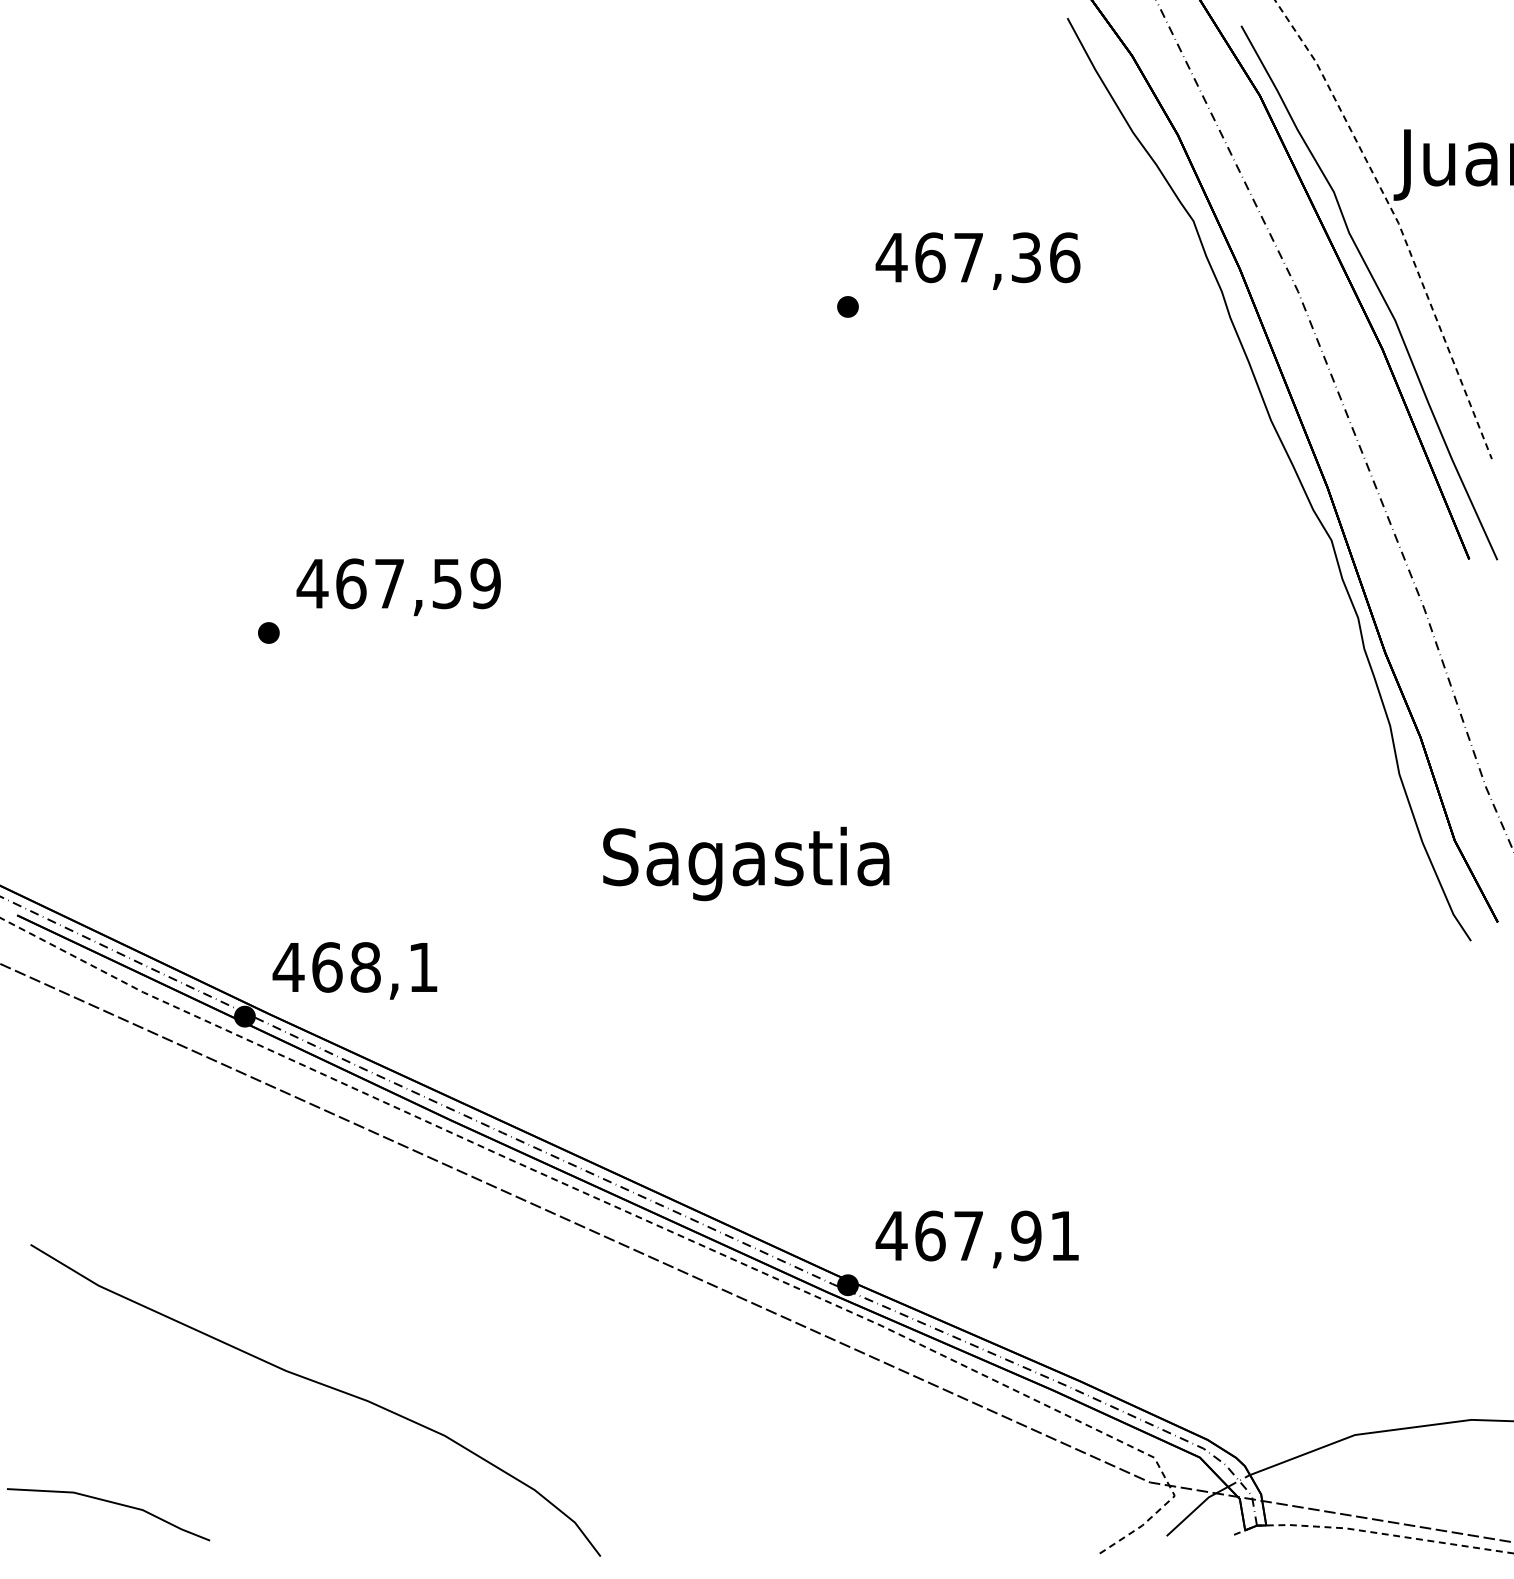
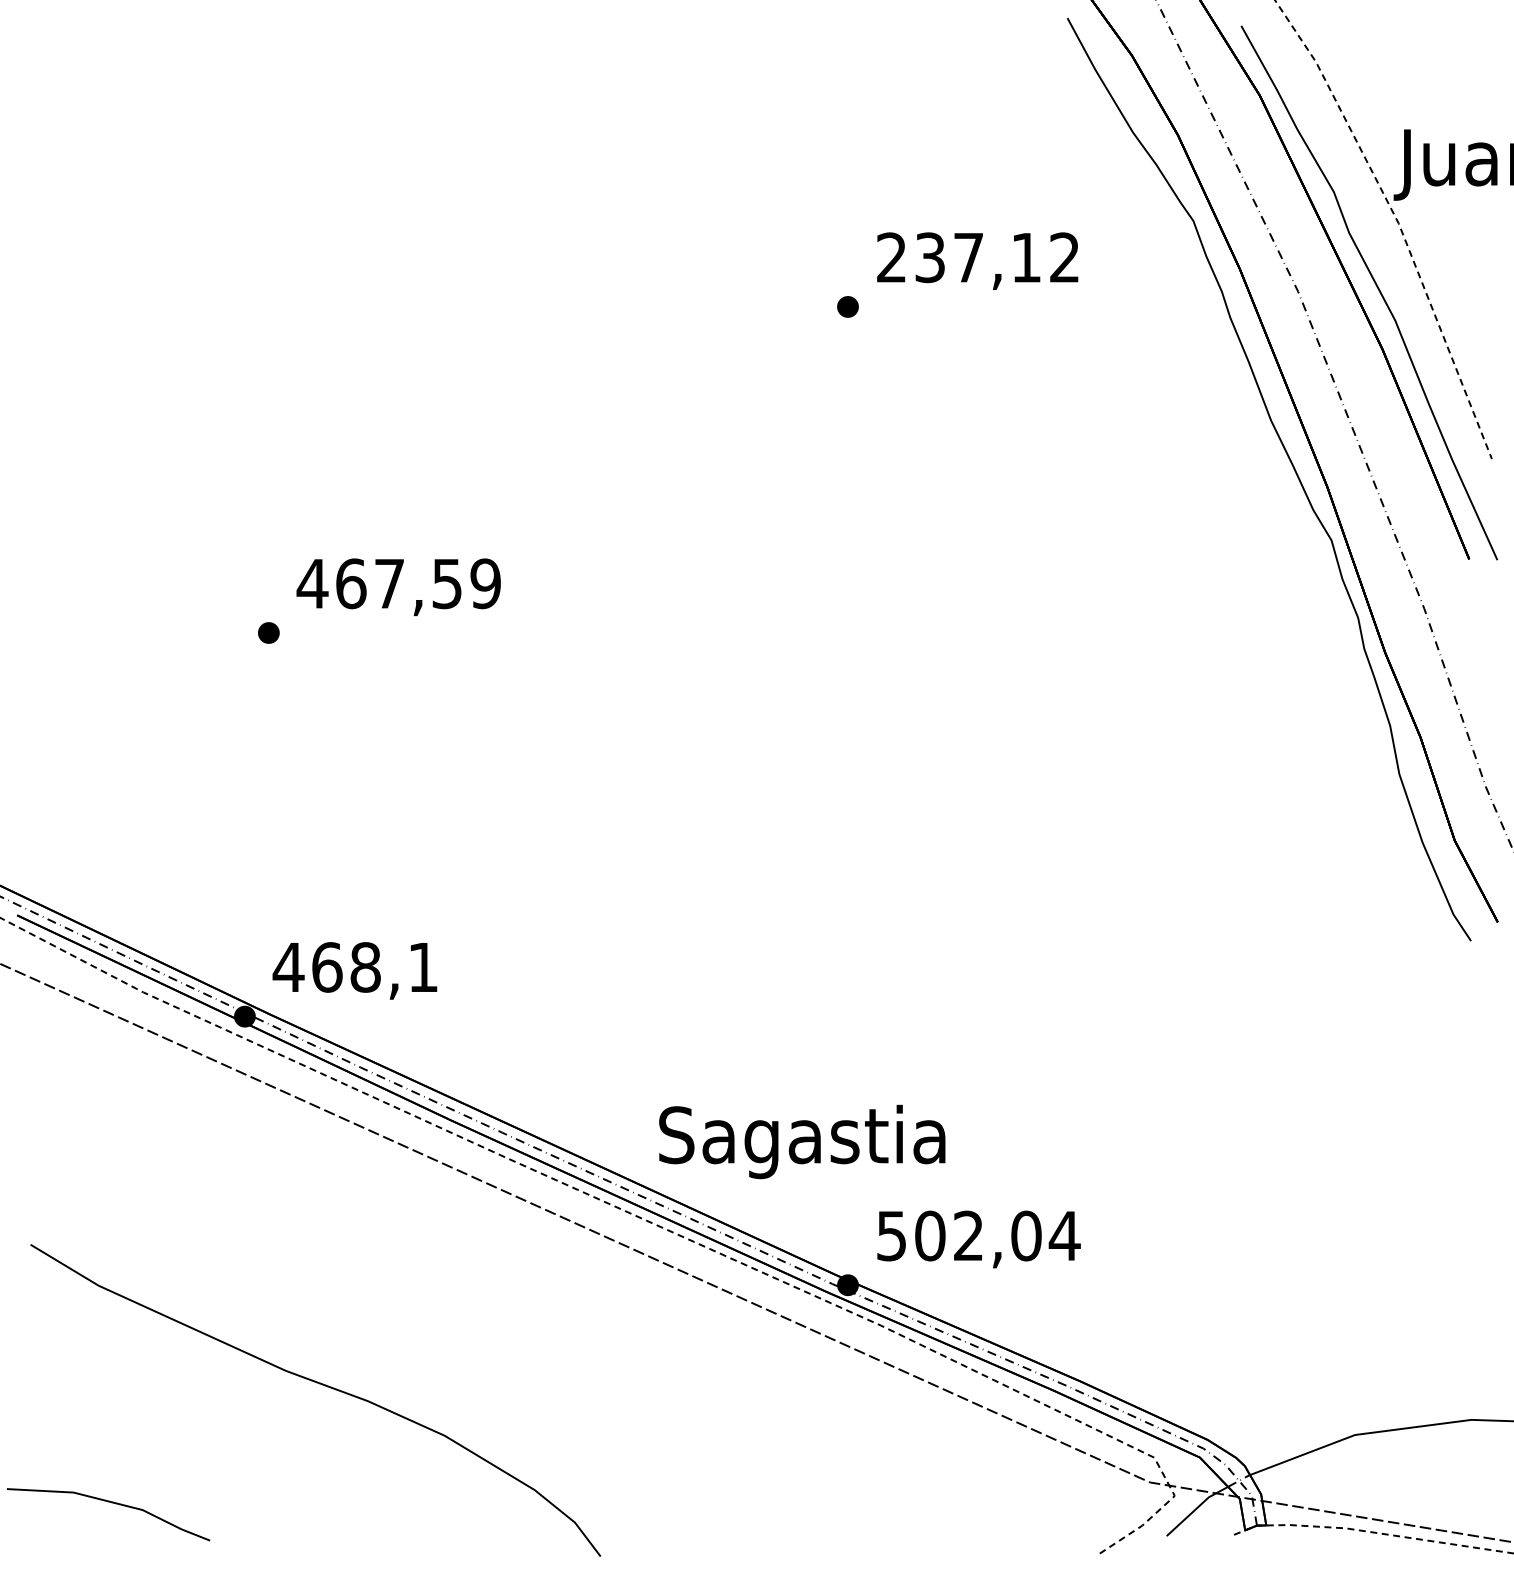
text: 467,36 -> 237,12 (977, 257)
text position: (746, 863) -> (802, 1141) (802, 1141)
text: 467,91 -> 502,04 (977, 1235)
